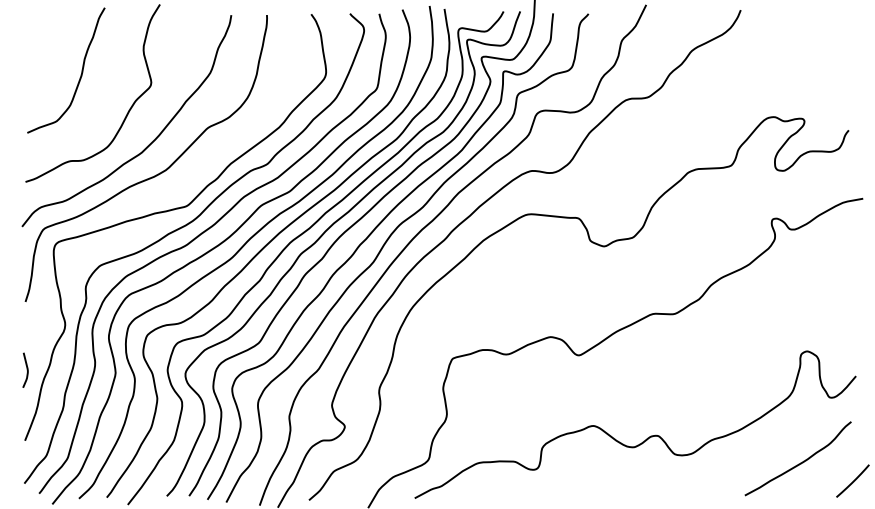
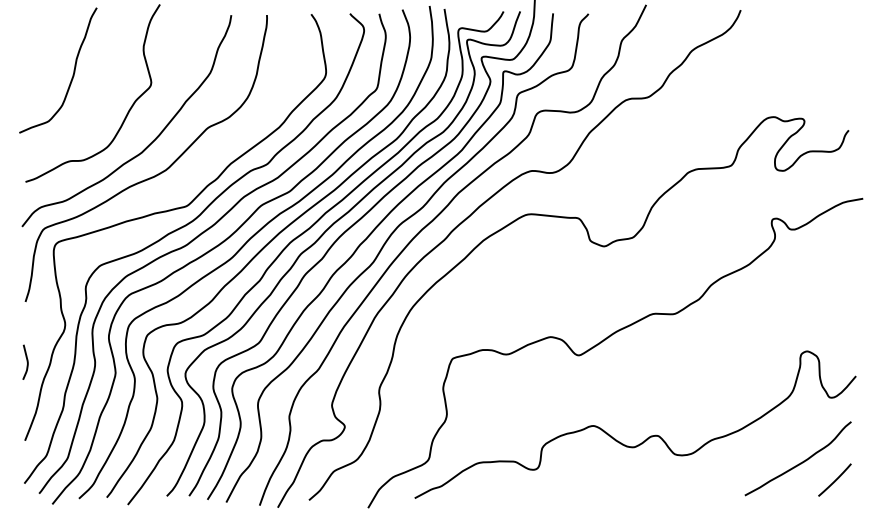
curve position: (80, 74) -> (72, 74) (72, 74)
curve position: (26, 369) -> (26, 361) (26, 361)
line position: (853, 480) -> (835, 479) (835, 479)
